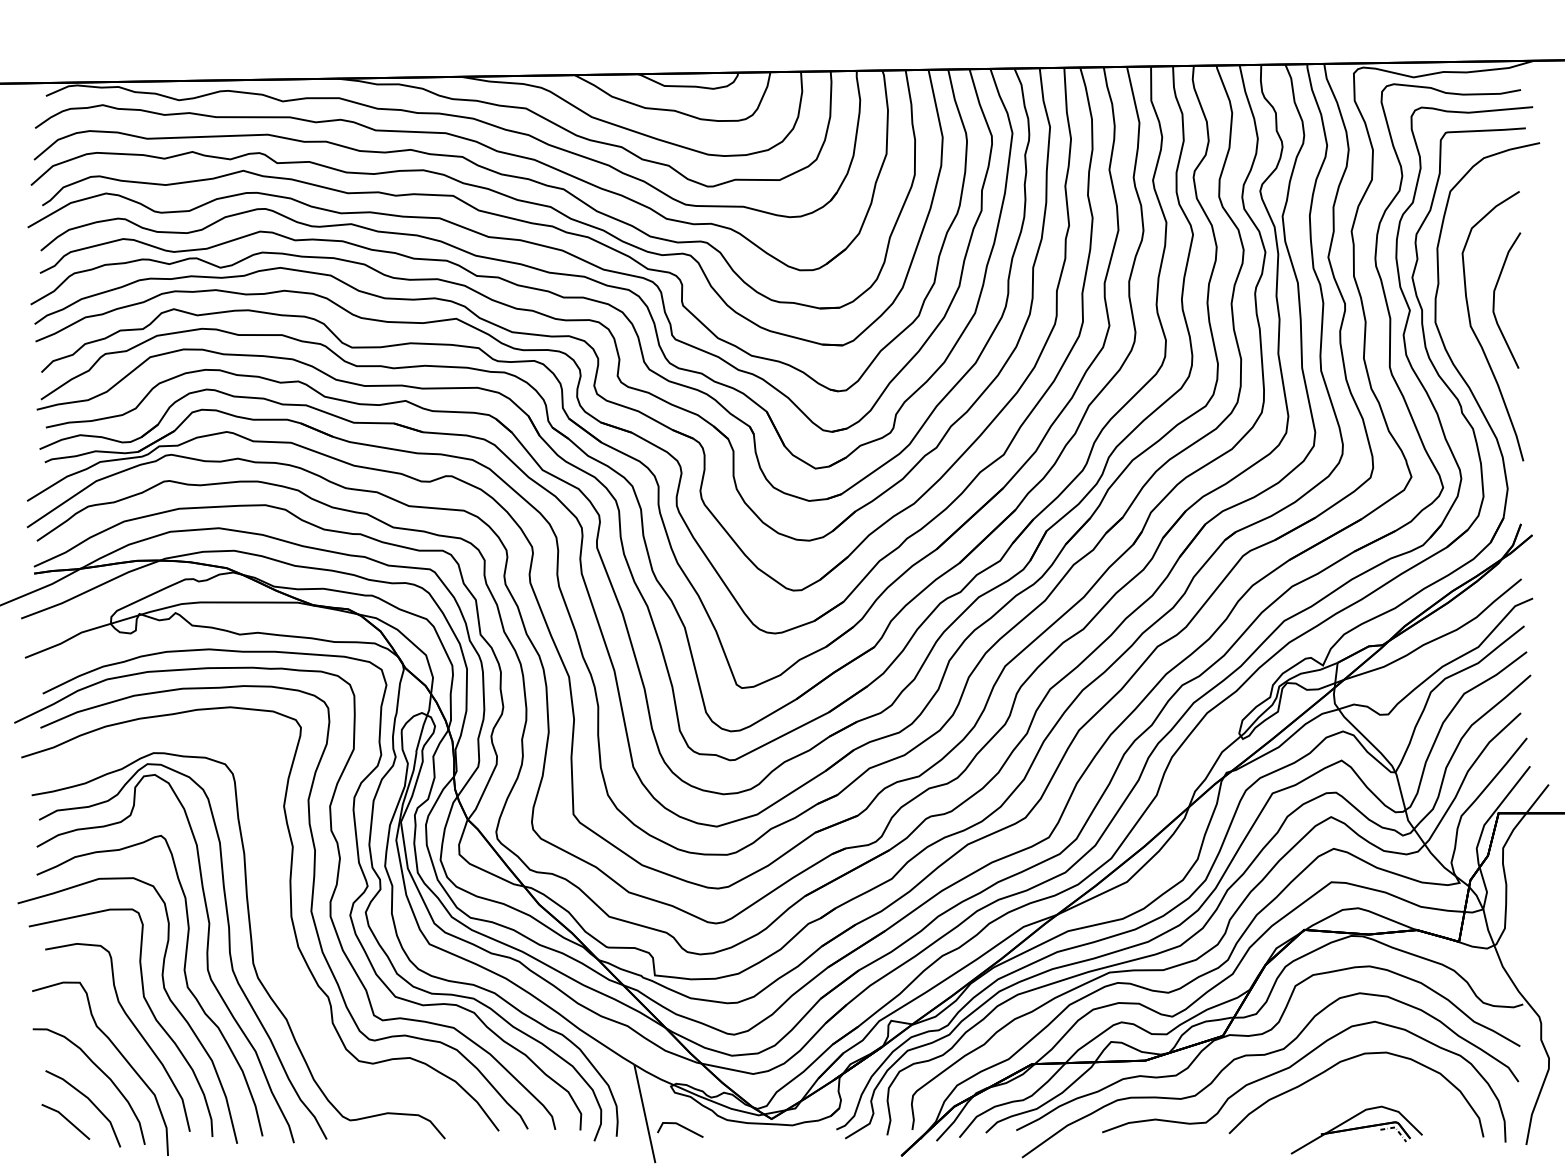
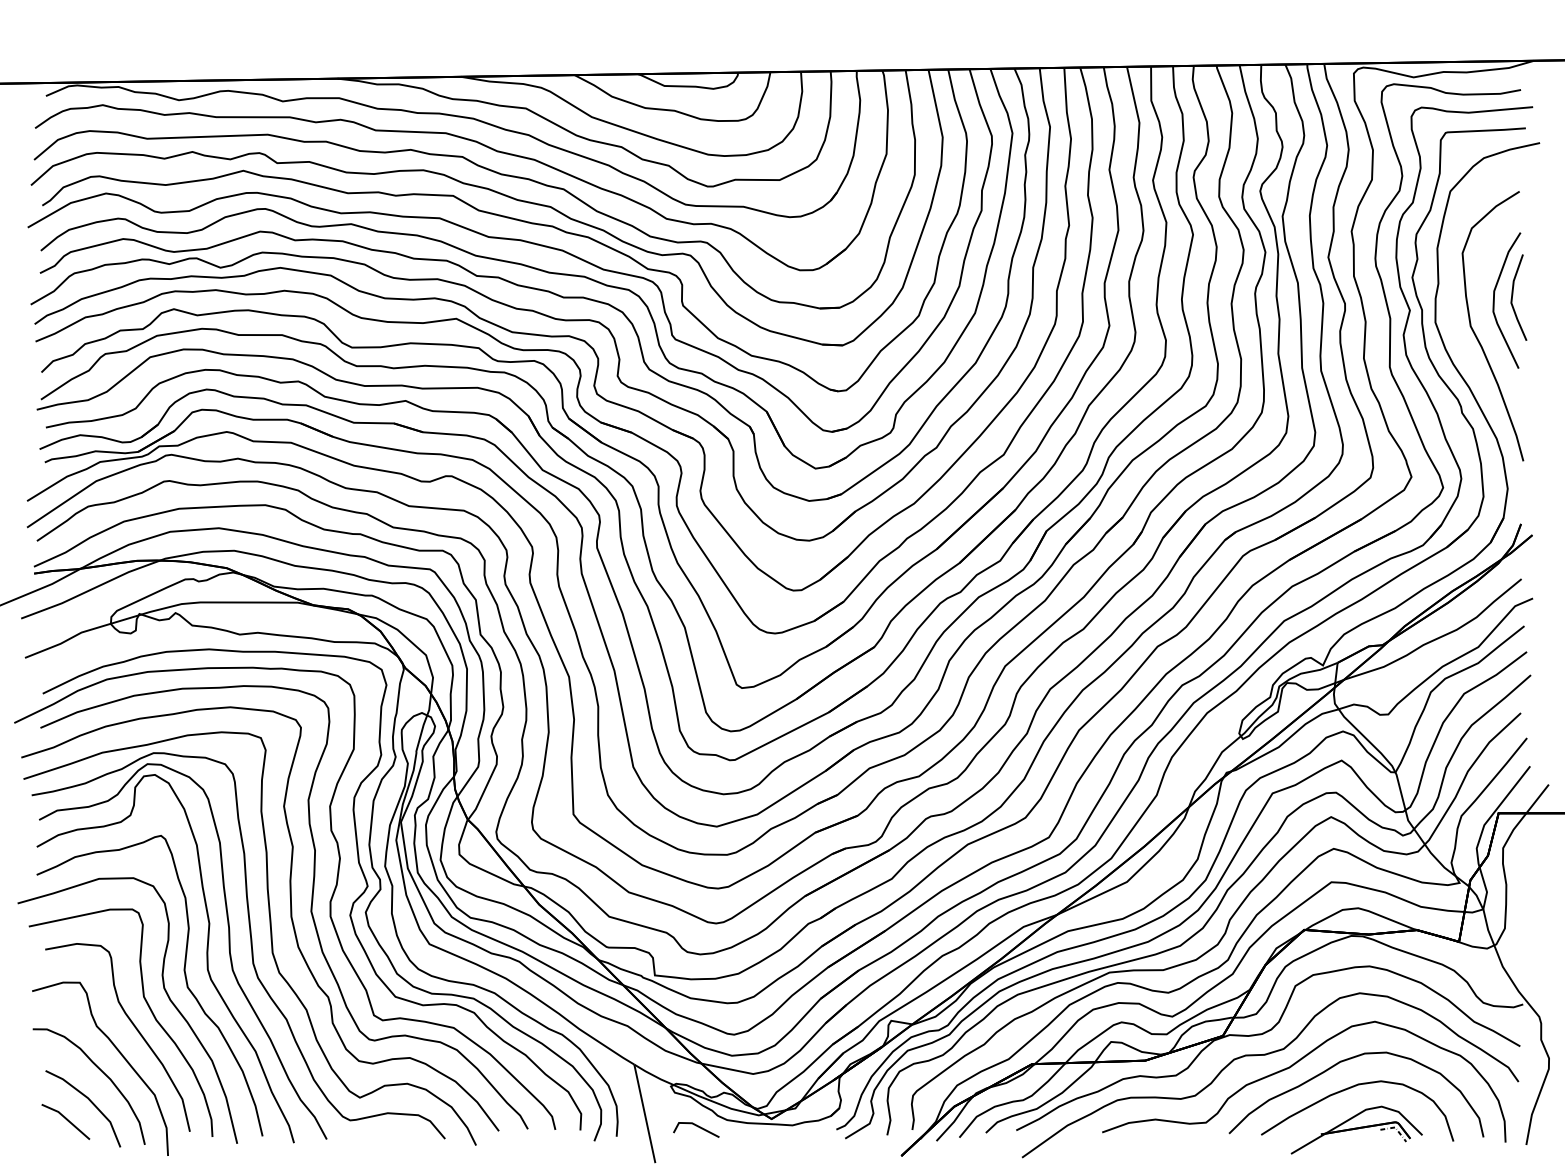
line: none -> present (1513, 295)
curve: none -> present (270, 938)
curve: none -> present (1351, 1088)
line position: (681, 1127) -> (697, 1127) (697, 1127)
